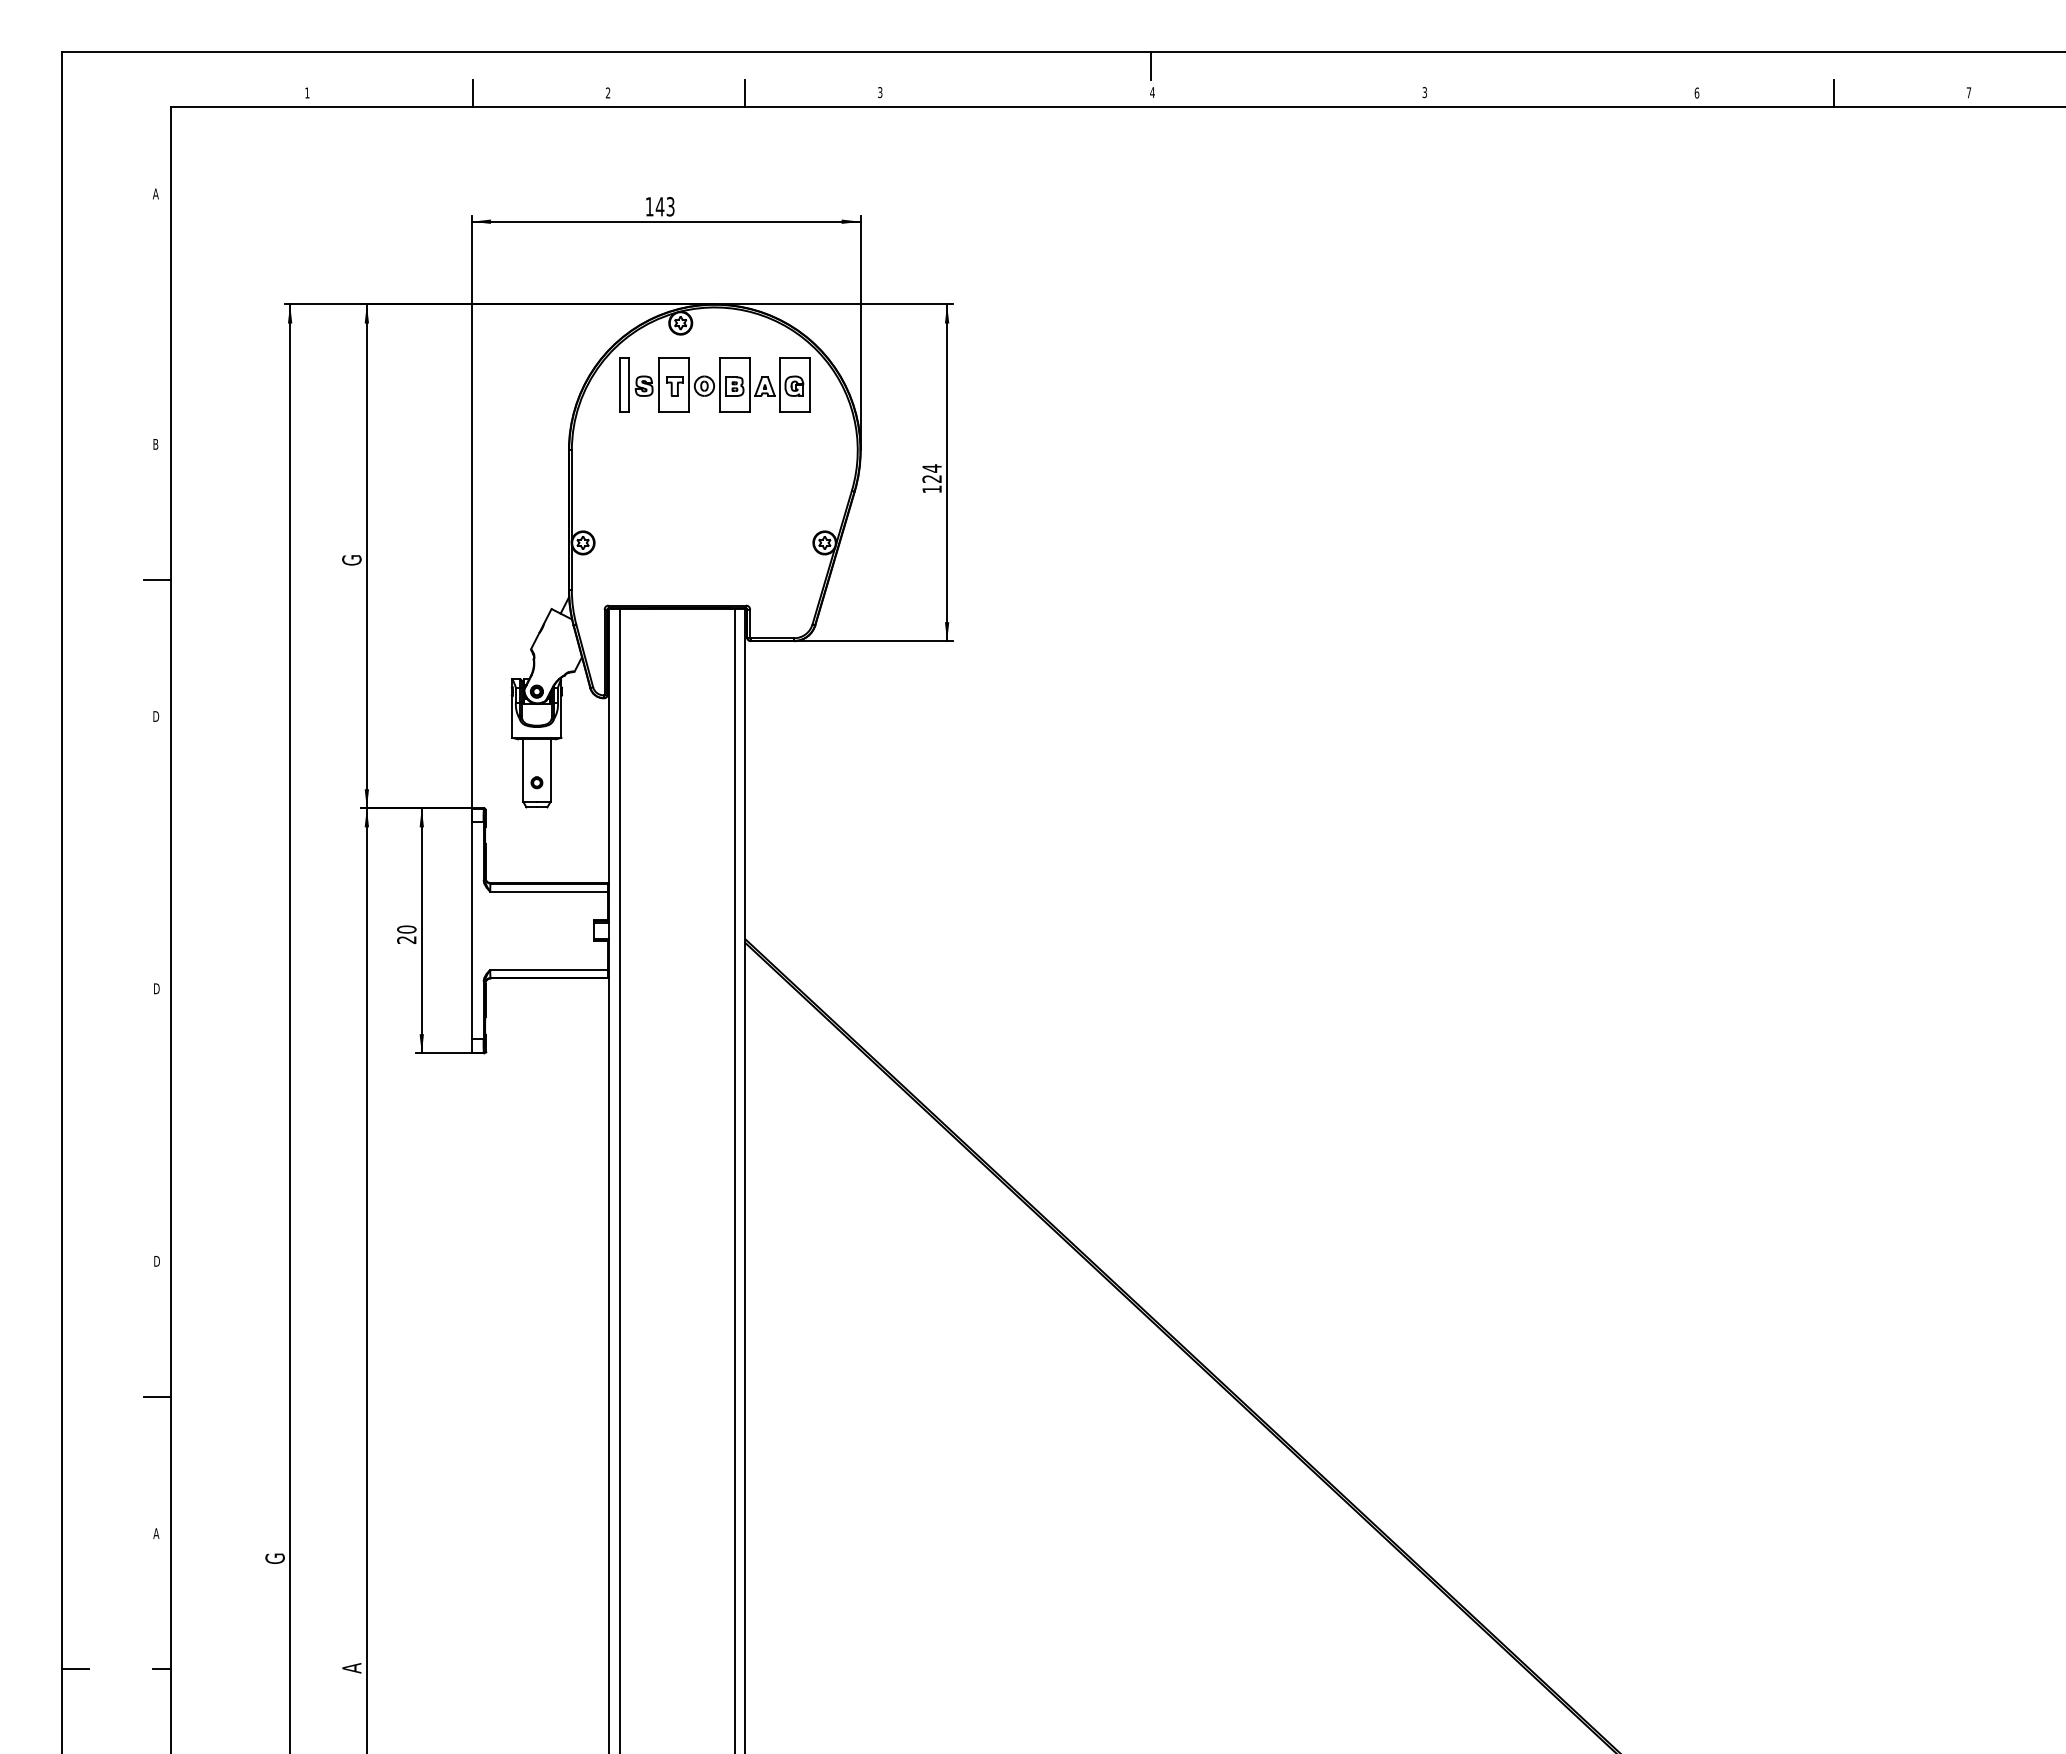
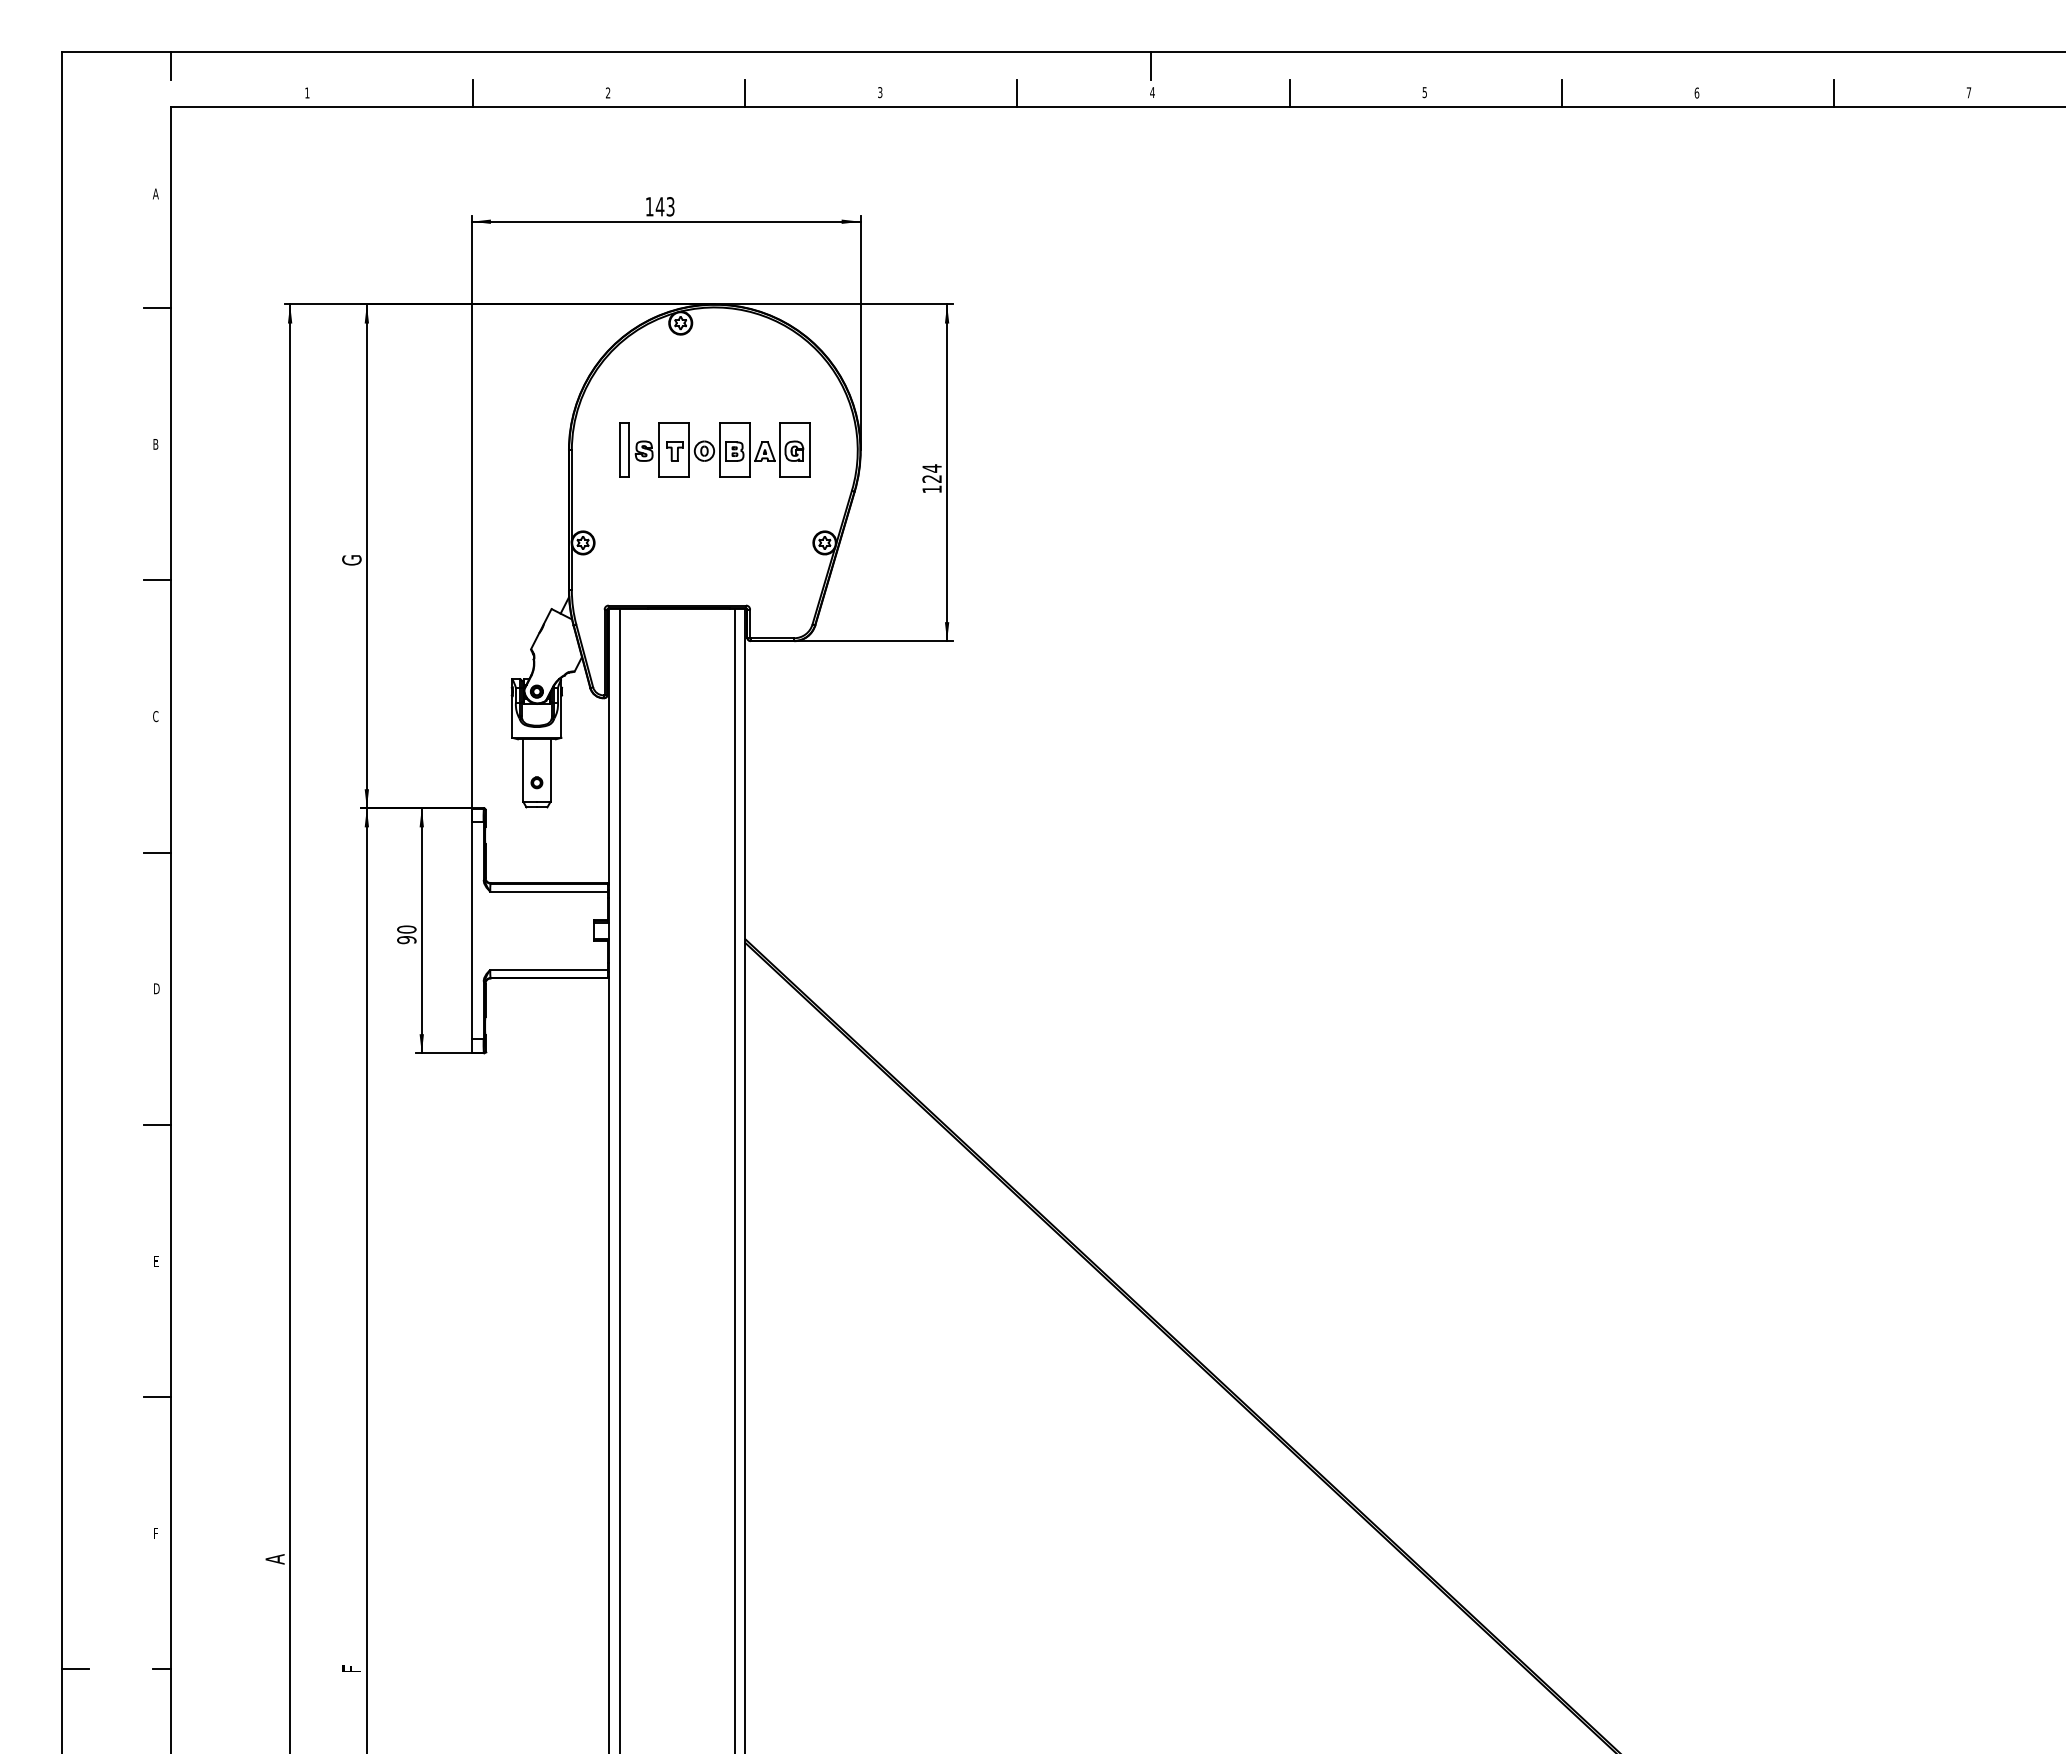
line: none -> present (170, 65)
text: 3 -> 5 (1424, 91)
line: none -> present (1017, 92)
line: none -> present (1289, 92)
line: none -> present (1561, 92)
line: none -> present (156, 308)
part position: (714, 384) -> (714, 449) (714, 449)
text: D -> C (156, 716)
line: none -> present (156, 852)
text: 20 -> 90 (406, 940)
line: none -> present (156, 1124)
text: D -> E (156, 1261)
text: A -> F (156, 1533)
text: G -> A (274, 1558)
text: A -> F (351, 1668)
